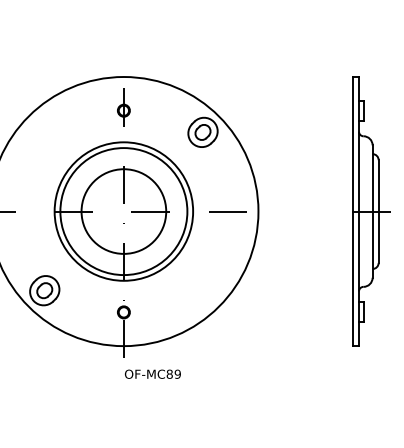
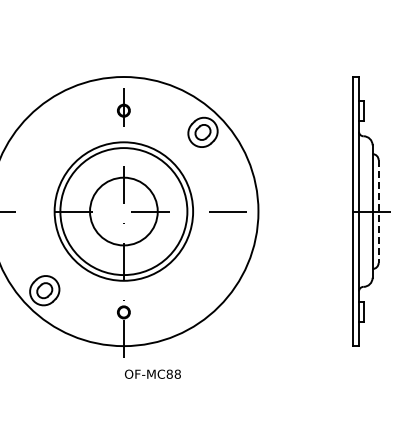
circle diameter: 85 px -> 68 px (123, 211)
line: solid -> dashed (378, 212)
text: OF-MC89 -> OF-MC88 (177, 374)
